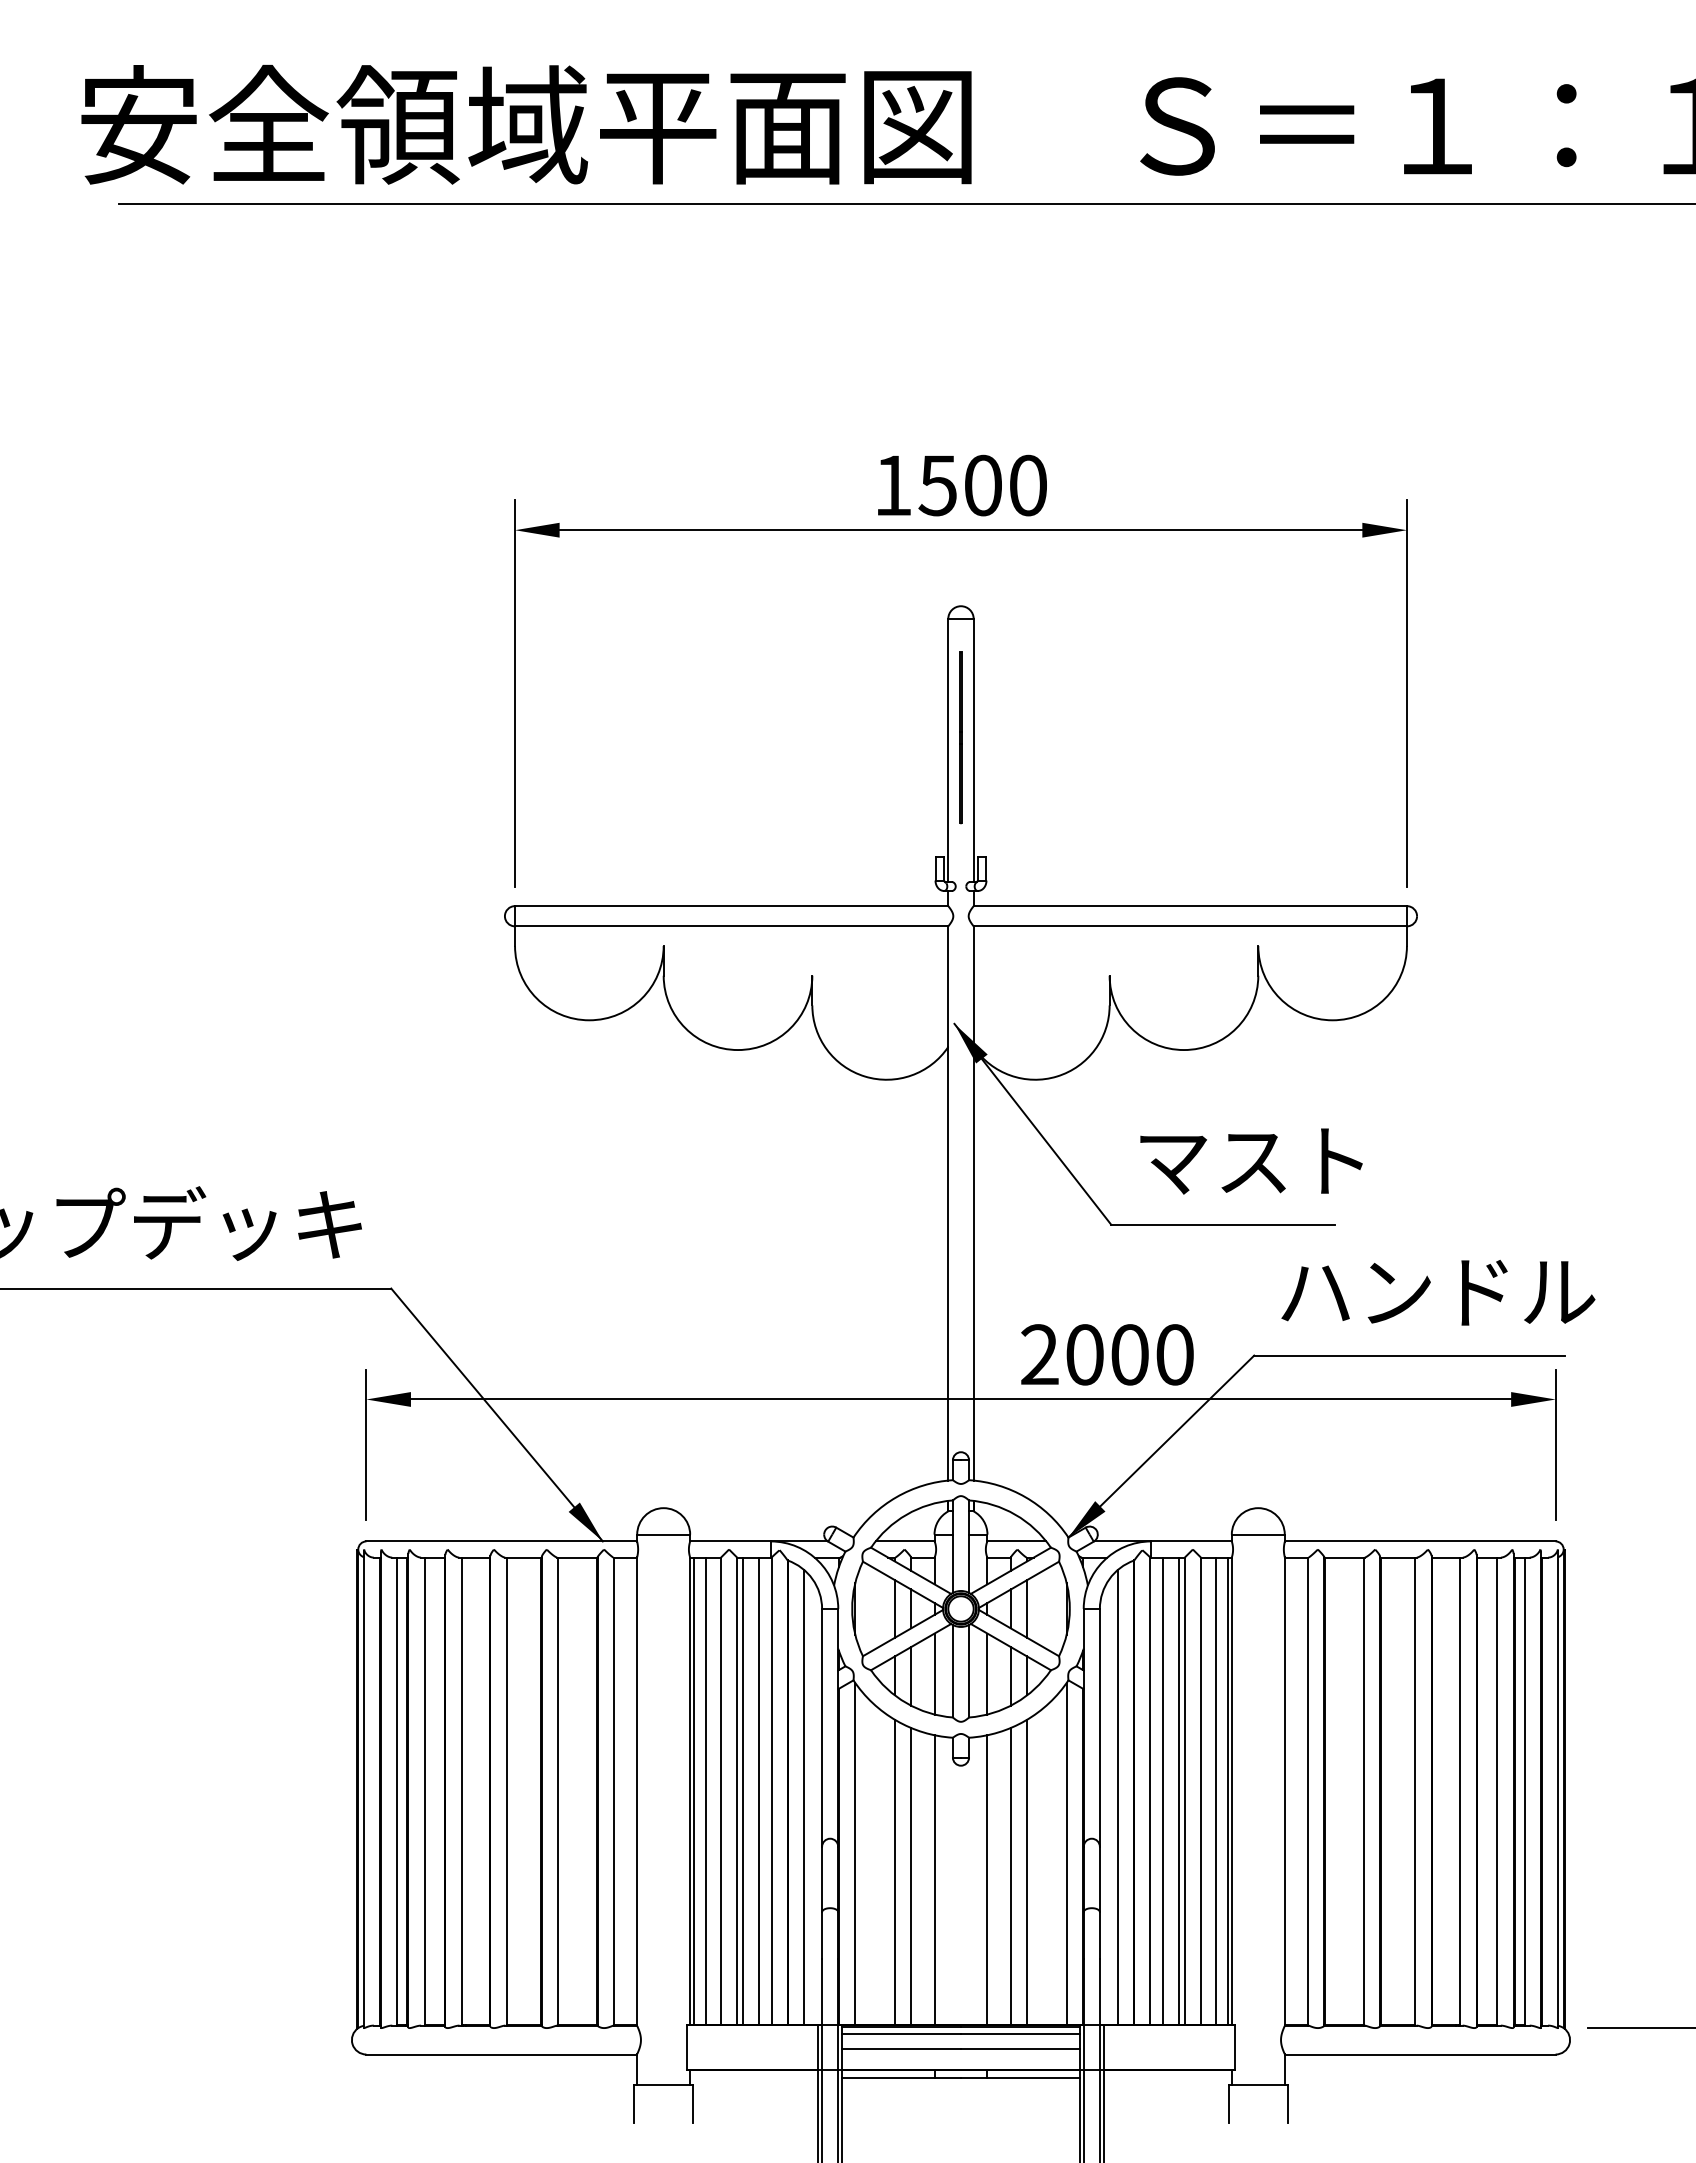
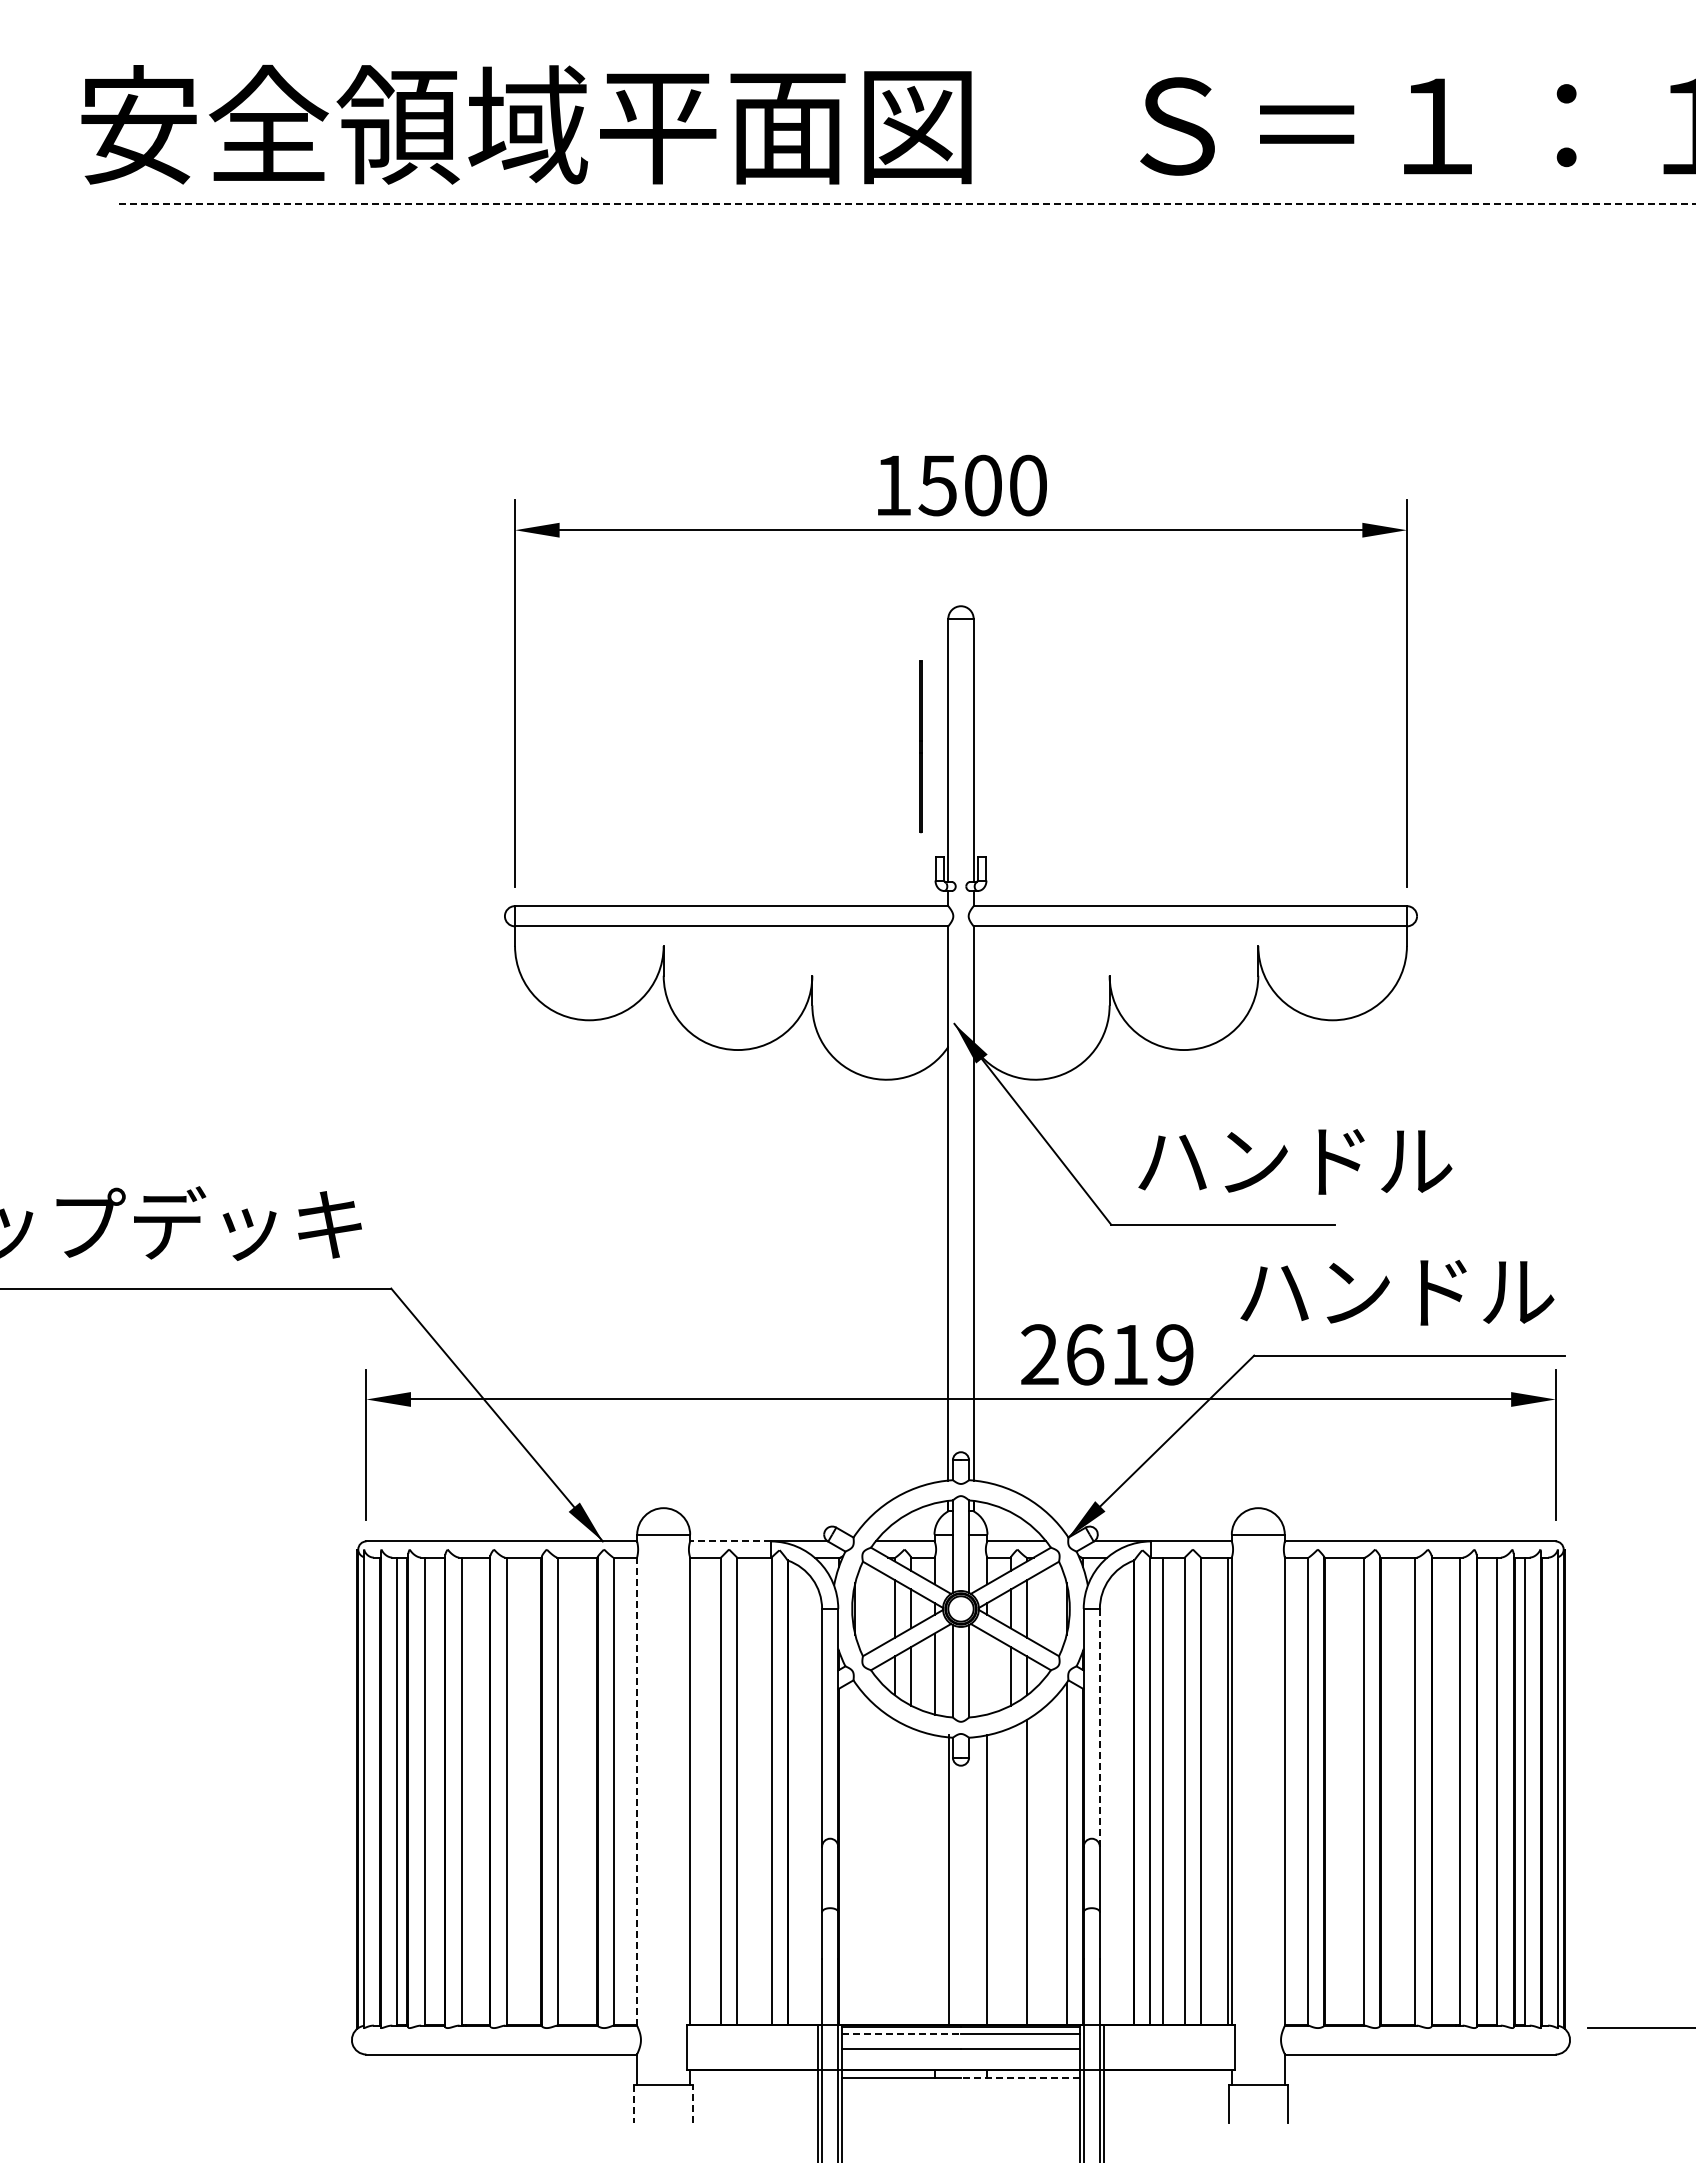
line: solid -> dashed (907, 203)
line position: (960, 737) -> (920, 746) (920, 746)
text: マスト -> ハンドル (1295, 1161)
text position: (1438, 1292) -> (1397, 1292) (1397, 1292)
text: 2000 -> 2619 (1129, 1354)
line: solid -> dashed (729, 1541)
line: present -> none (987, 1673)
line: solid -> dashed (1099, 1727)
line: present -> none (694, 1791)
line: present -> none (705, 1791)
line: present -> none (742, 1791)
line: present -> none (758, 1791)
line: present -> none (1179, 1791)
line: present -> none (1216, 1791)
line: solid -> dashed (637, 1792)
line: present -> none (803, 1797)
line: present -> none (1118, 1797)
line: present -> none (855, 1853)
line: present -> none (894, 1872)
line: present -> none (911, 1876)
line: present -> none (1010, 1876)
line position: (934, 1880) -> (948, 1880) (948, 1880)
line: solid -> dashed (902, 2034)
line: solid -> dashed (1019, 2078)
line: solid -> dashed (693, 2103)
line: solid -> dashed (634, 2104)
